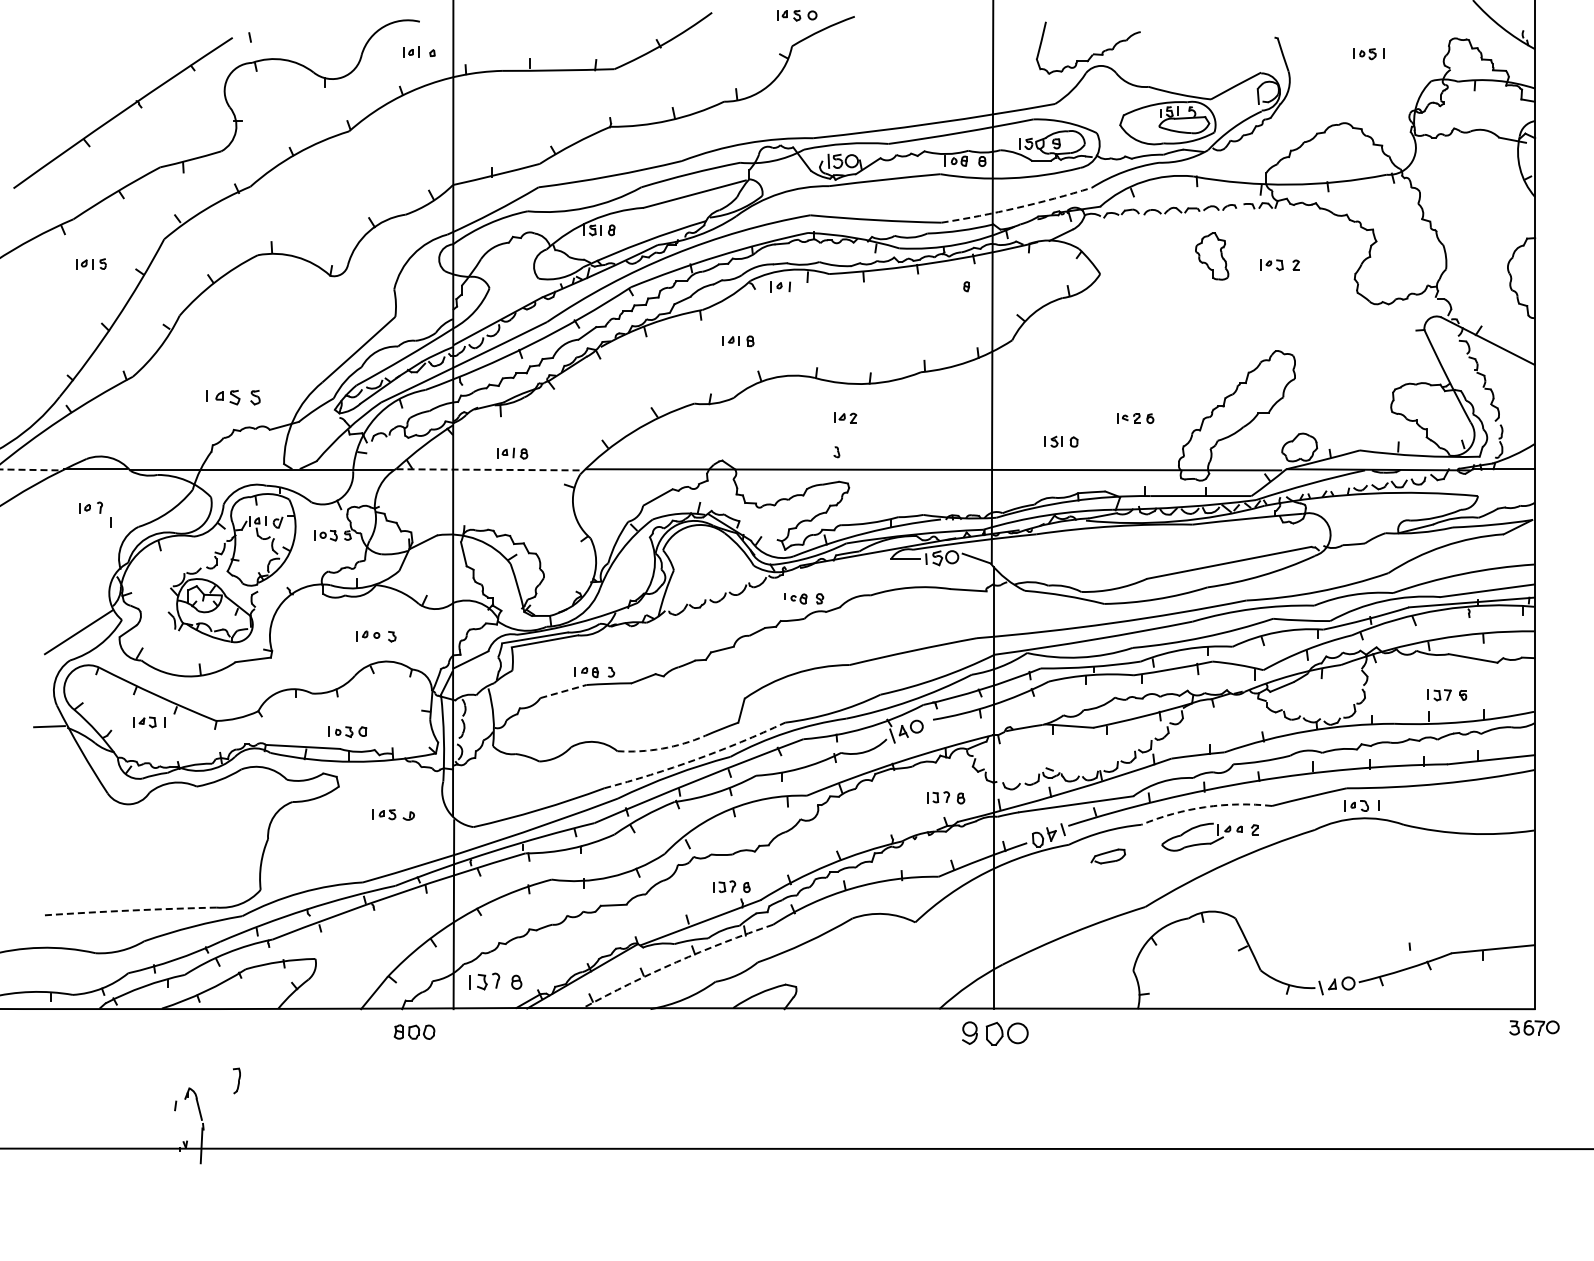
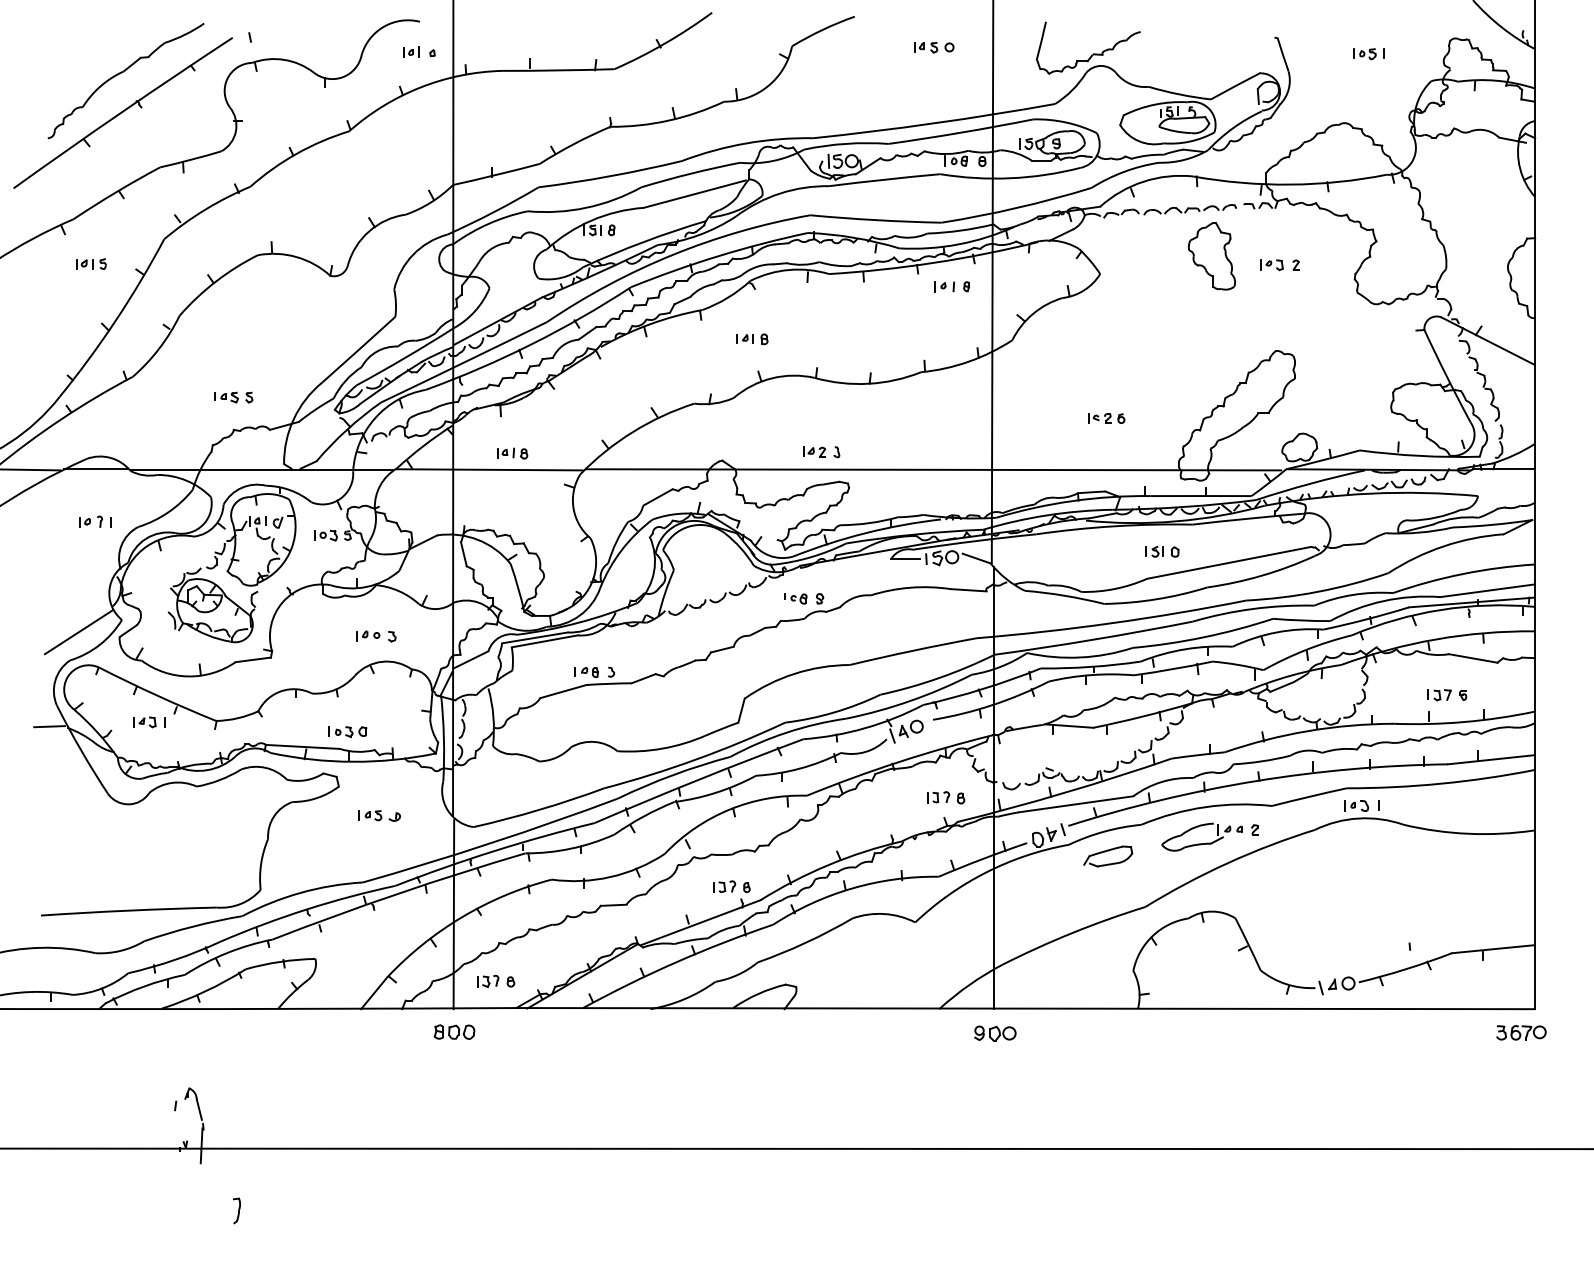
part position: (797, 15) -> (934, 47) (934, 47)
part: none -> present (121, 73)
arc: dashed -> solid (1017, 207)
part size: 35x49 px -> 49x69 px (1212, 256)
part position: (780, 286) -> (944, 286) (944, 286)
part position: (738, 341) -> (752, 339) (752, 339)
part size: 55x16 px -> 40x13 px (233, 397)
part position: (845, 417) -> (814, 451) (814, 451)
part position: (1135, 418) -> (1106, 418) (1106, 418)
part position: (1061, 441) -> (1162, 551) (1162, 551)
line: dashed -> solid (30, 469)
line: dashed -> solid (490, 469)
part position: (90, 507) -> (90, 521) (90, 521)
line: dashed -> solid (563, 691)
arc: dashed -> solid (662, 748)
arc: dashed -> solid (696, 759)
arc: dashed -> solid (1205, 807)
part position: (393, 814) -> (379, 815) (379, 815)
part size: 36x17 px -> 51x23 px (1108, 856)
arc: dashed -> solid (128, 910)
arc: dashed -> solid (676, 962)
part size: 54x19 px -> 39x14 px (496, 980)
part position: (1534, 1027) -> (1521, 1032) (1521, 1032)
part position: (414, 1031) -> (454, 1031) (454, 1031)
part size: 67x25 px -> 43x17 px (995, 1033)
part position: (236, 1080) -> (236, 1210) (236, 1210)
